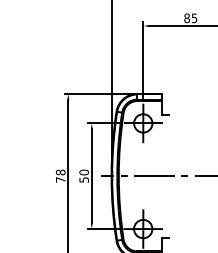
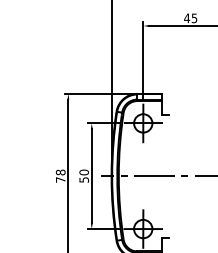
text: 85 -> 45 (187, 18)
